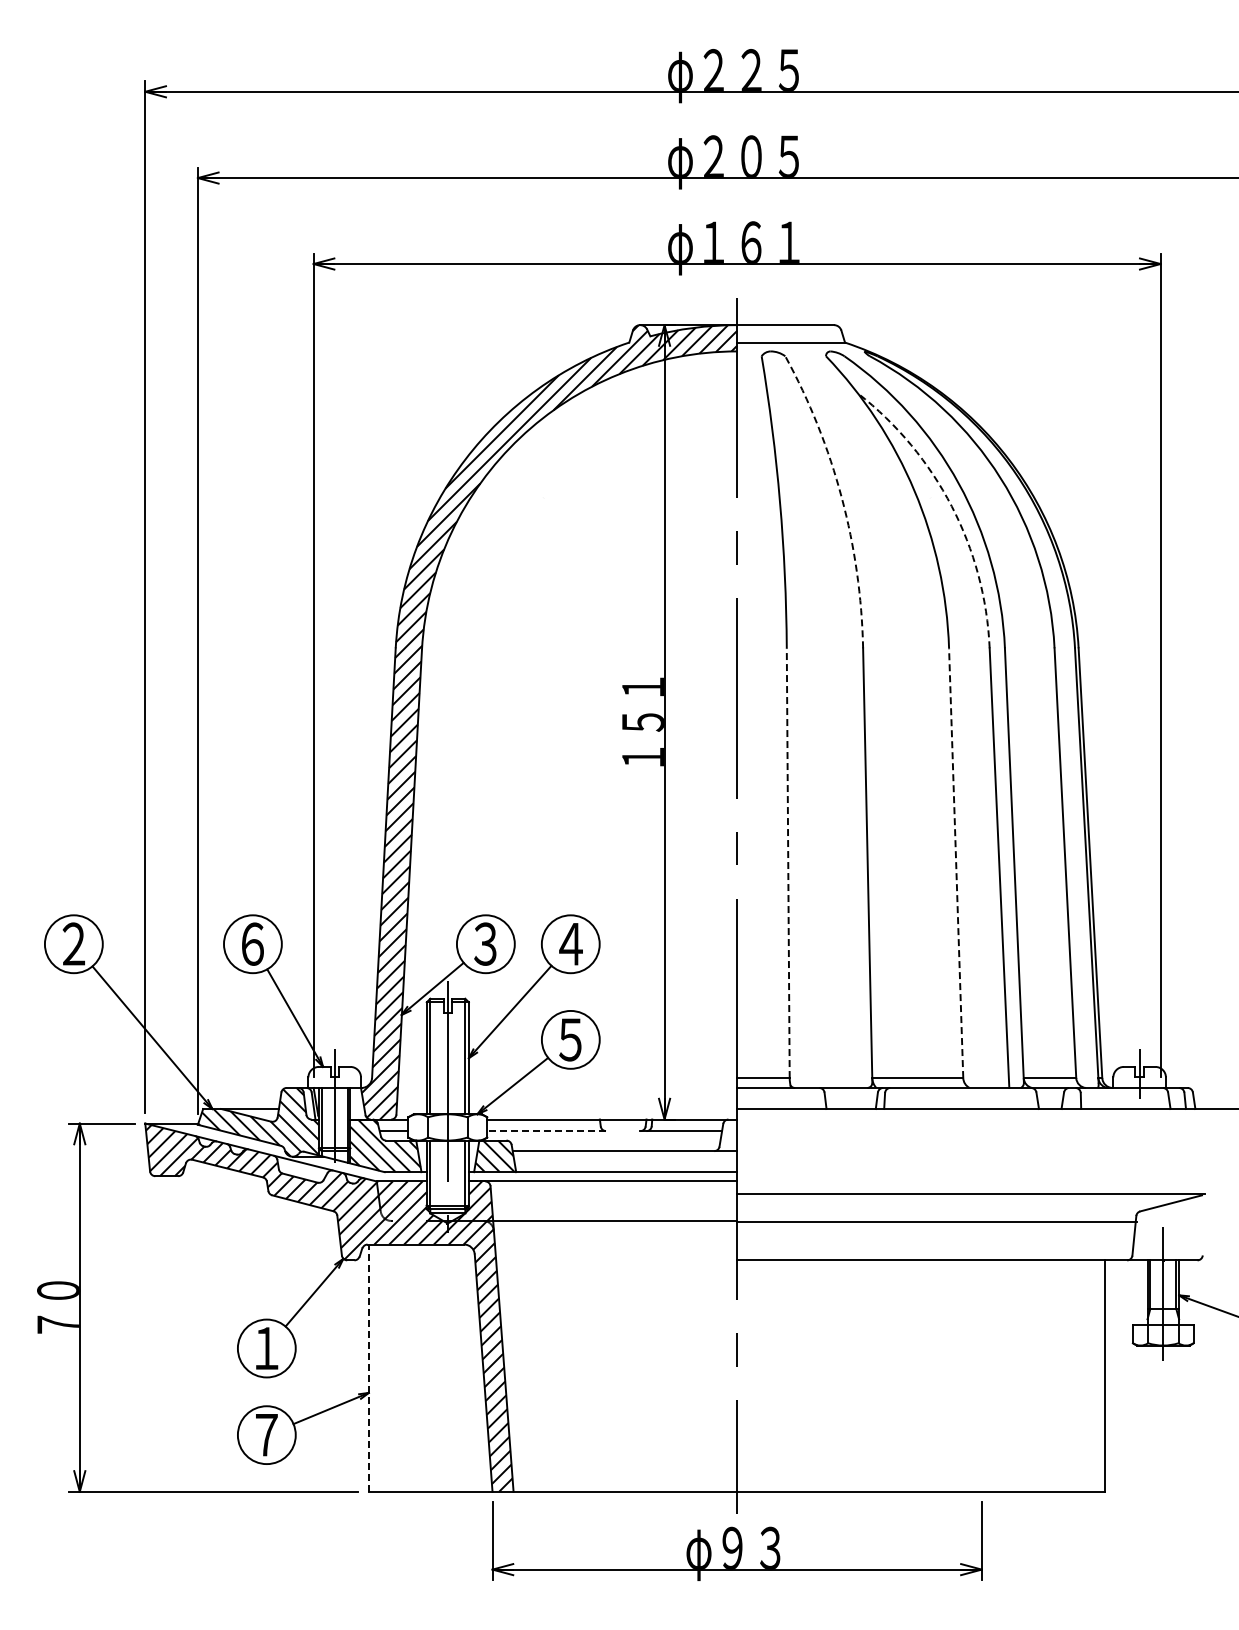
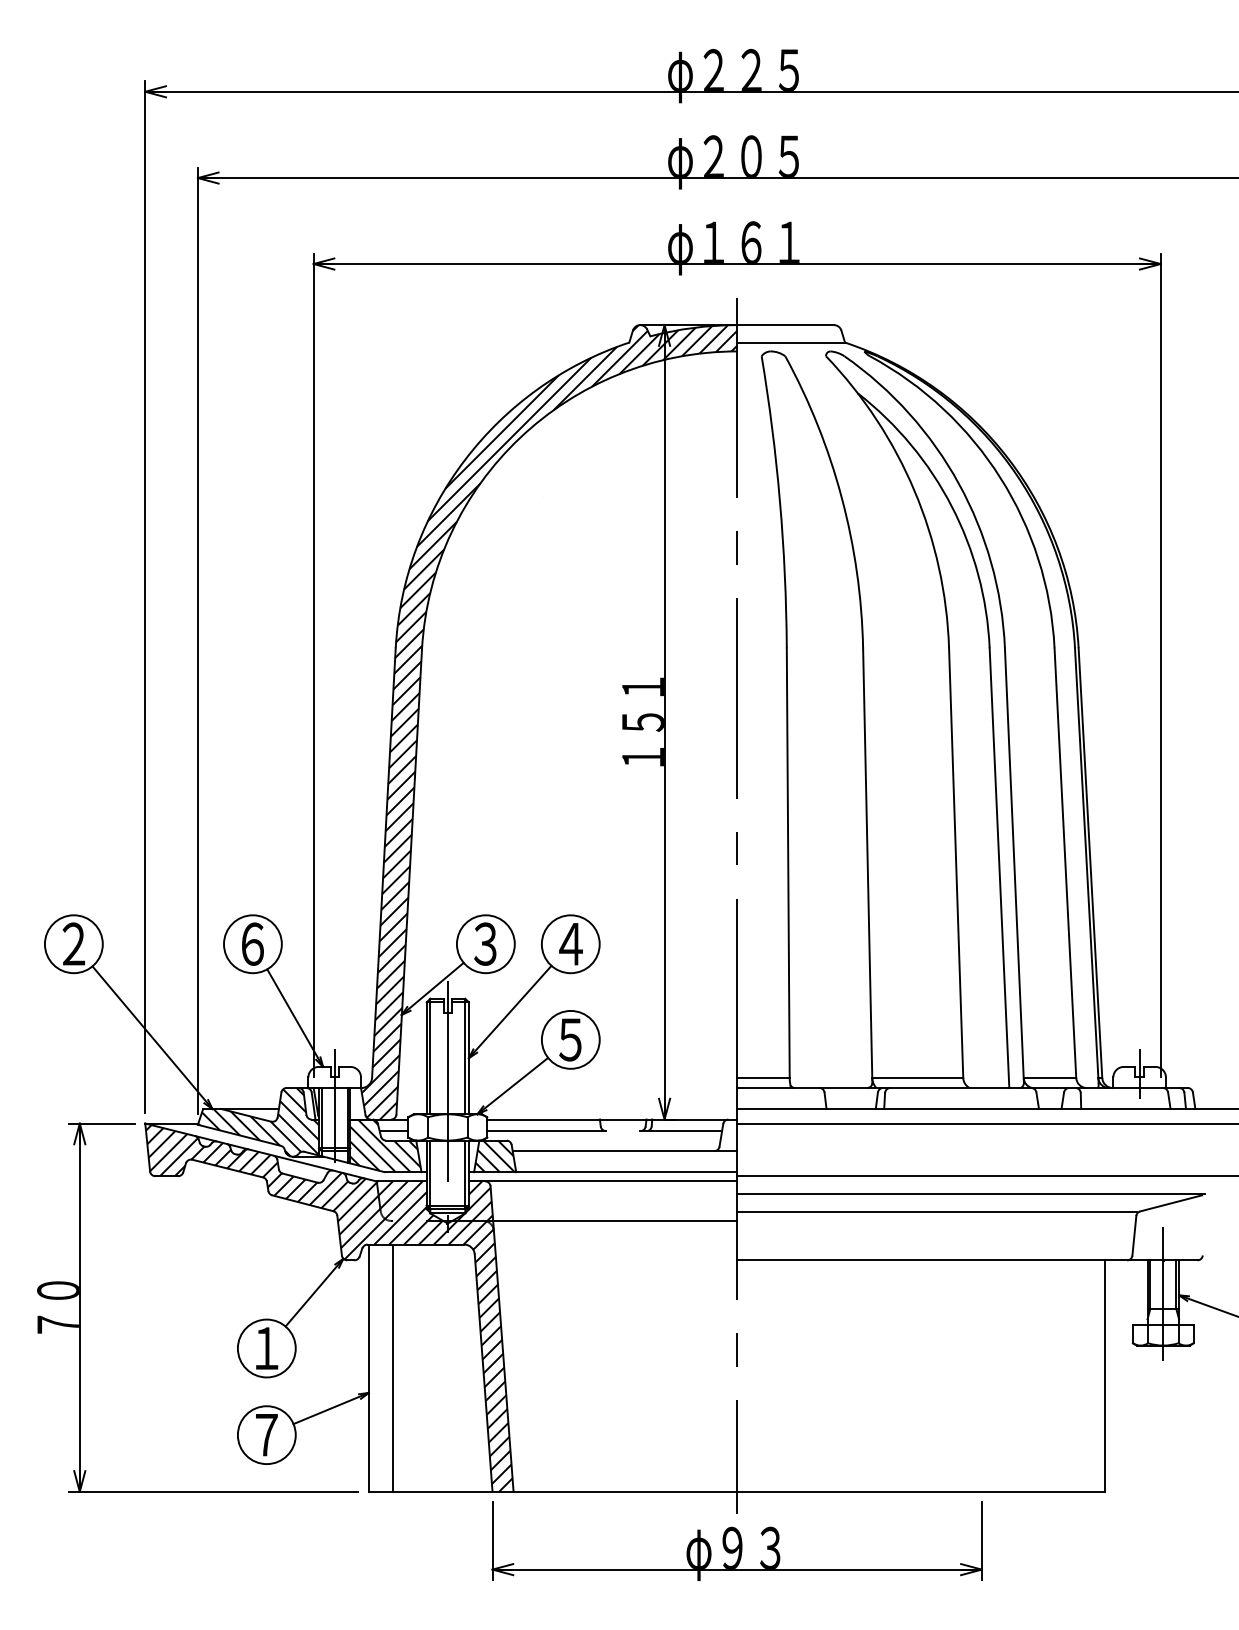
arc: dashed -> solid (841, 497)
arc: dashed -> solid (951, 506)
line: dashed -> solid (788, 863)
line: dashed -> solid (956, 863)
line: none -> present (986, 1123)
line: dashed -> solid (546, 1131)
line: none -> present (986, 1176)
line position: (936, 1222) -> (936, 1212) (936, 1212)
line: none -> present (392, 1367)
line: dashed -> solid (368, 1368)
